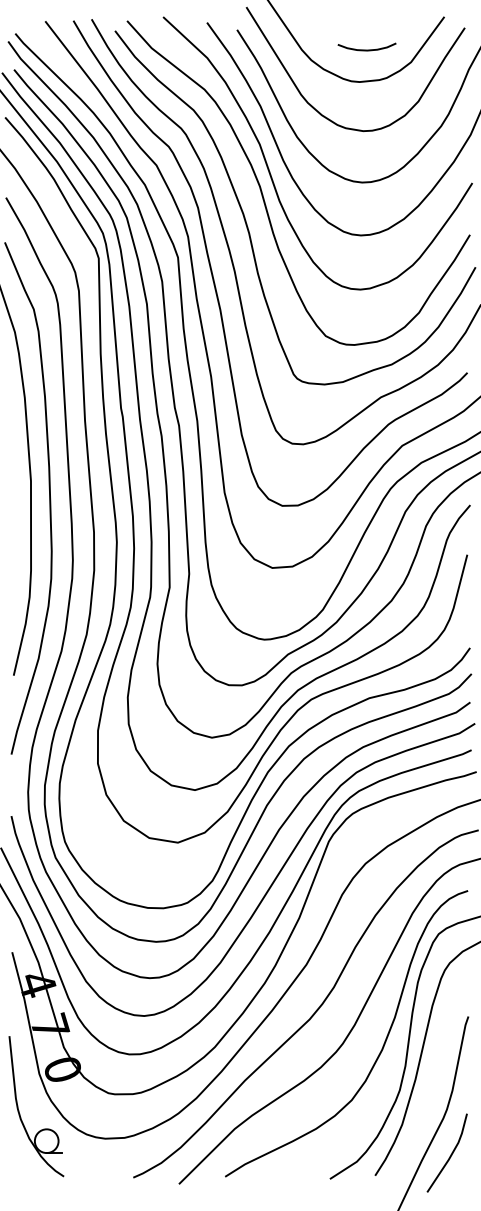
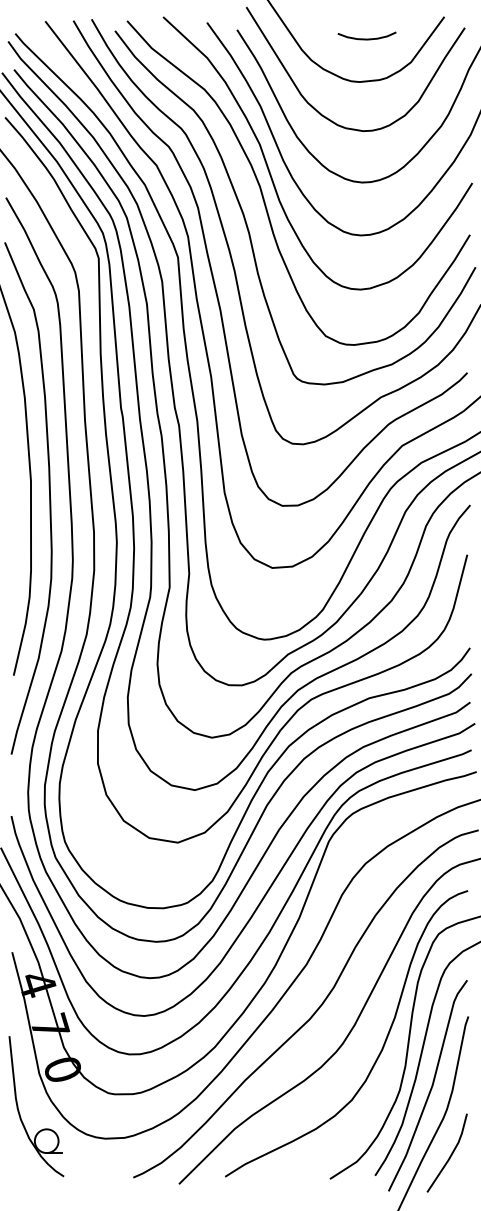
curve position: (366, 49) -> (366, 38) (366, 38)
curve: none -> present (430, 1087)
